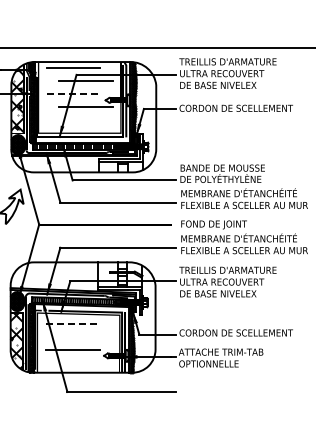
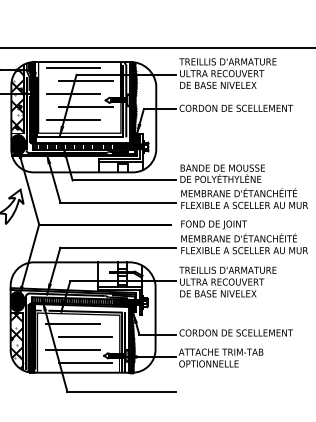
line: dashed -> solid (73, 94)
line: none -> present (73, 120)
line: dashed -> solid (73, 323)
line: none -> present (85, 336)
line: none -> present (85, 362)
